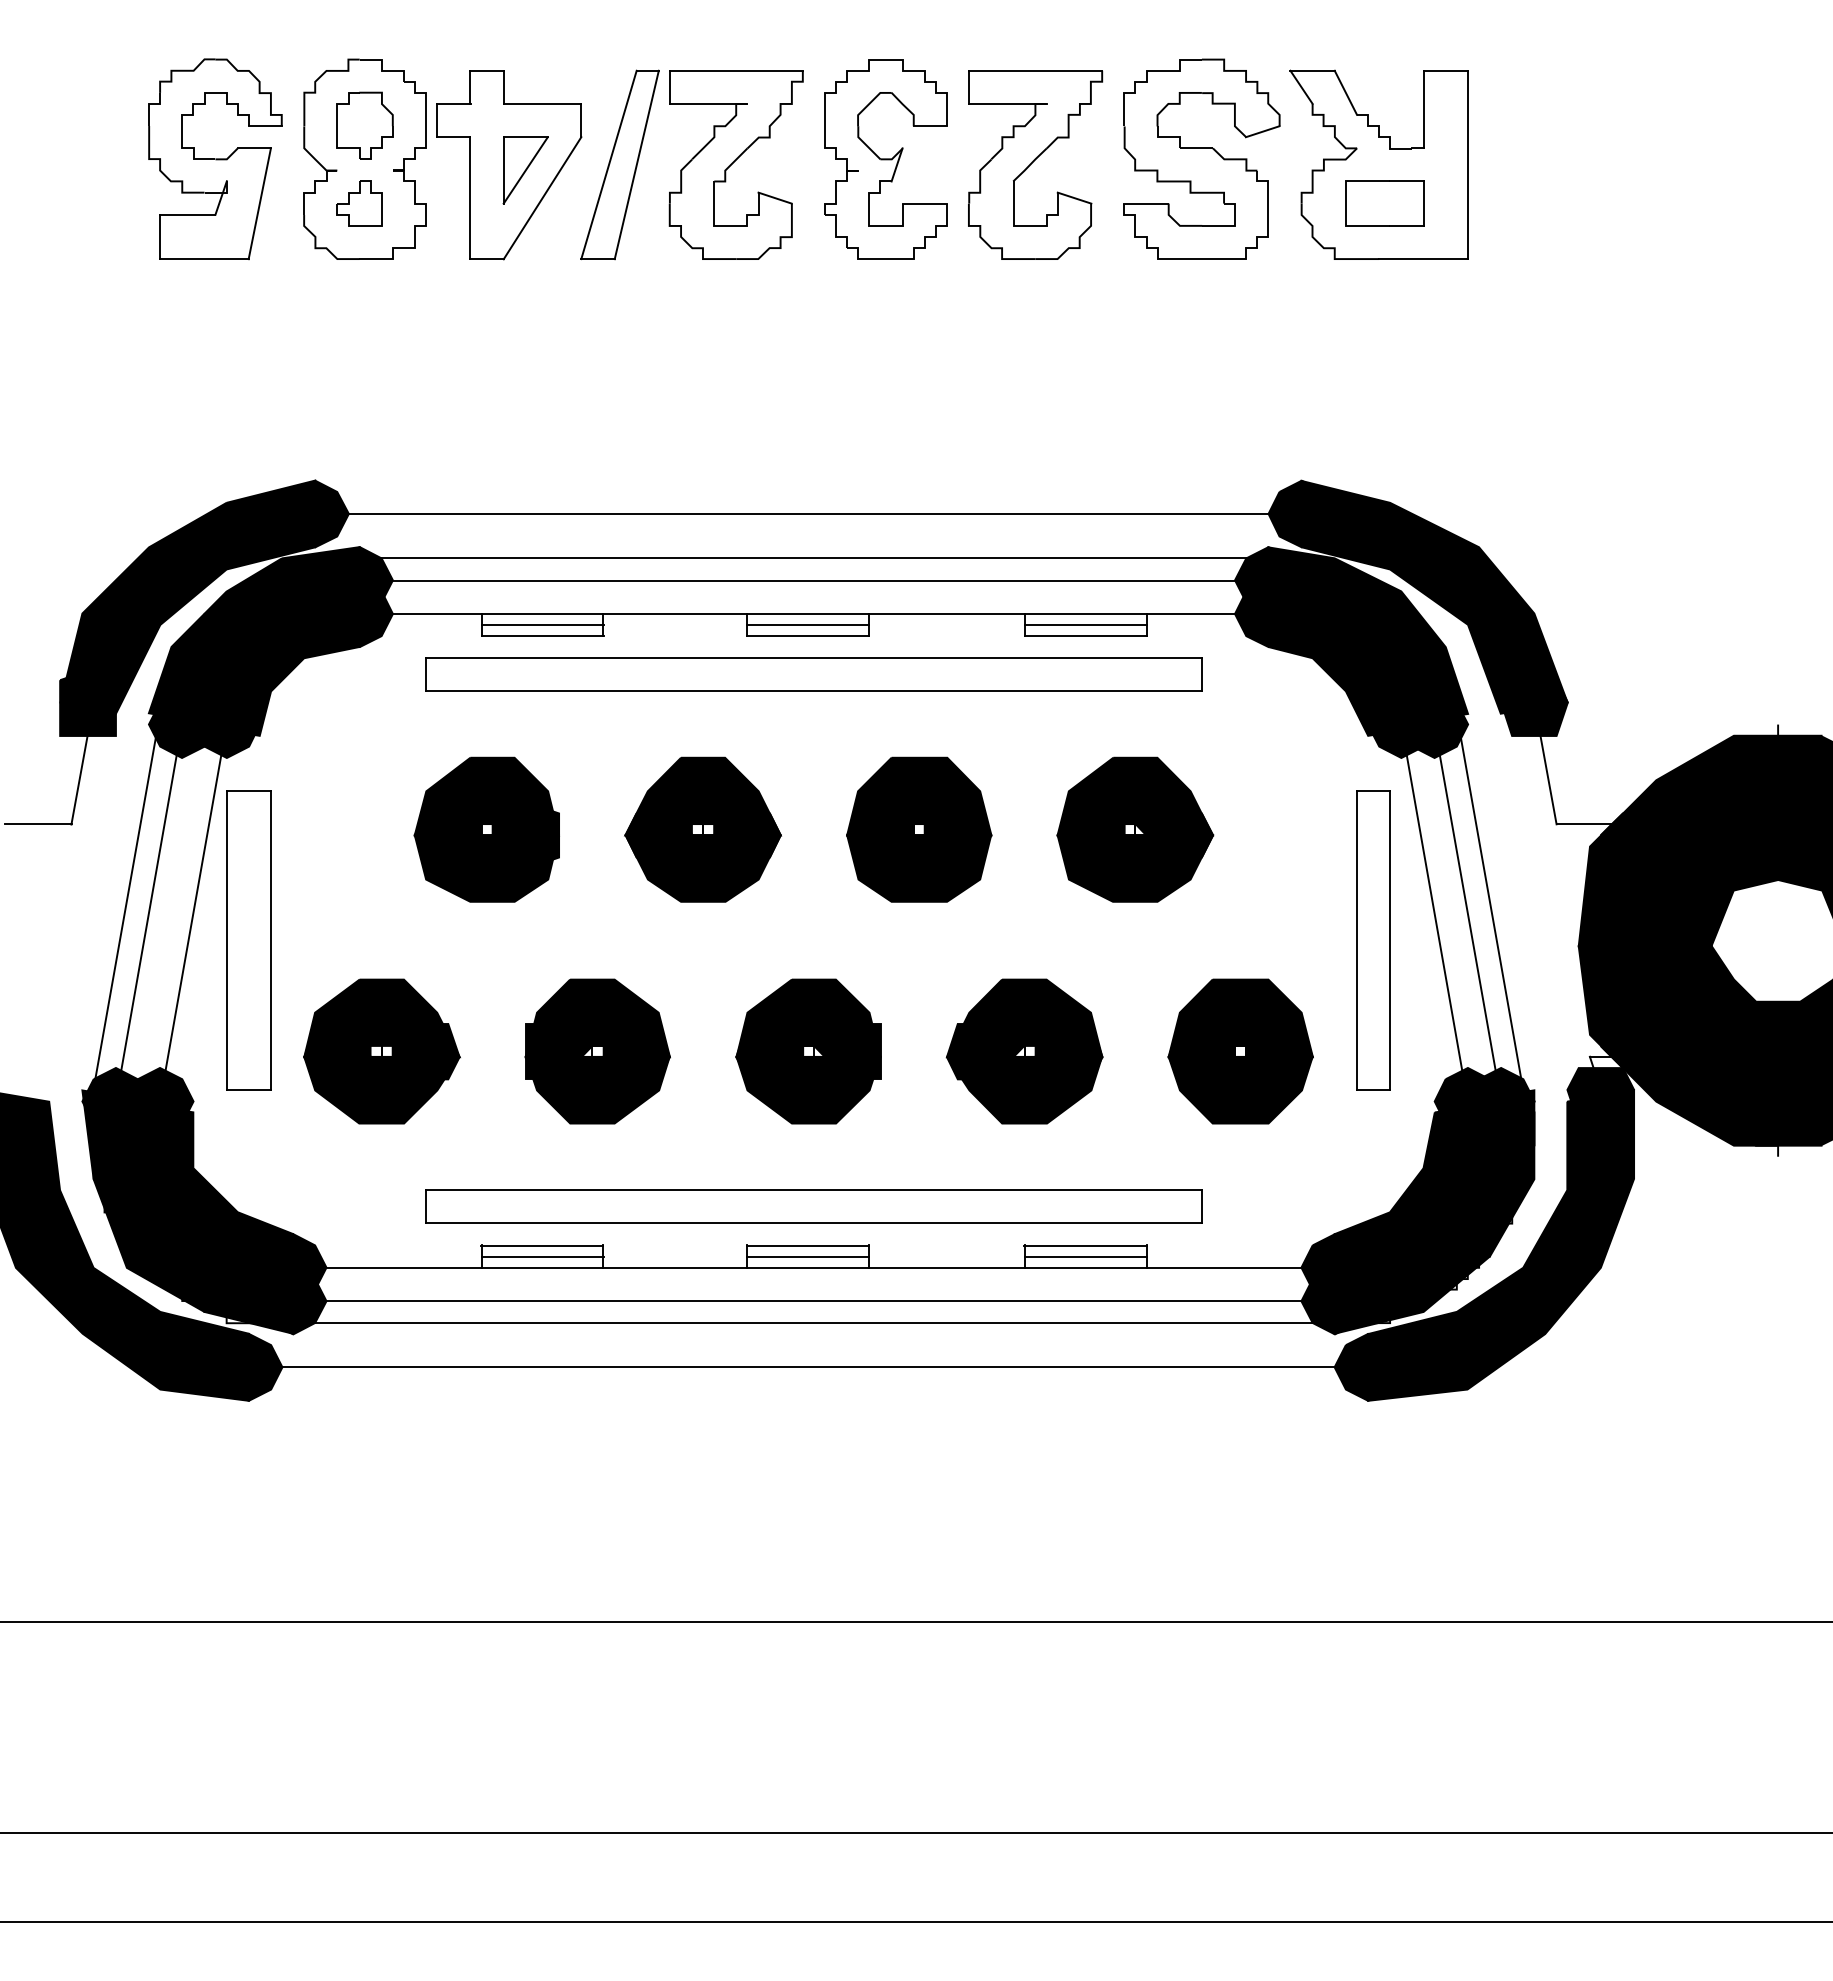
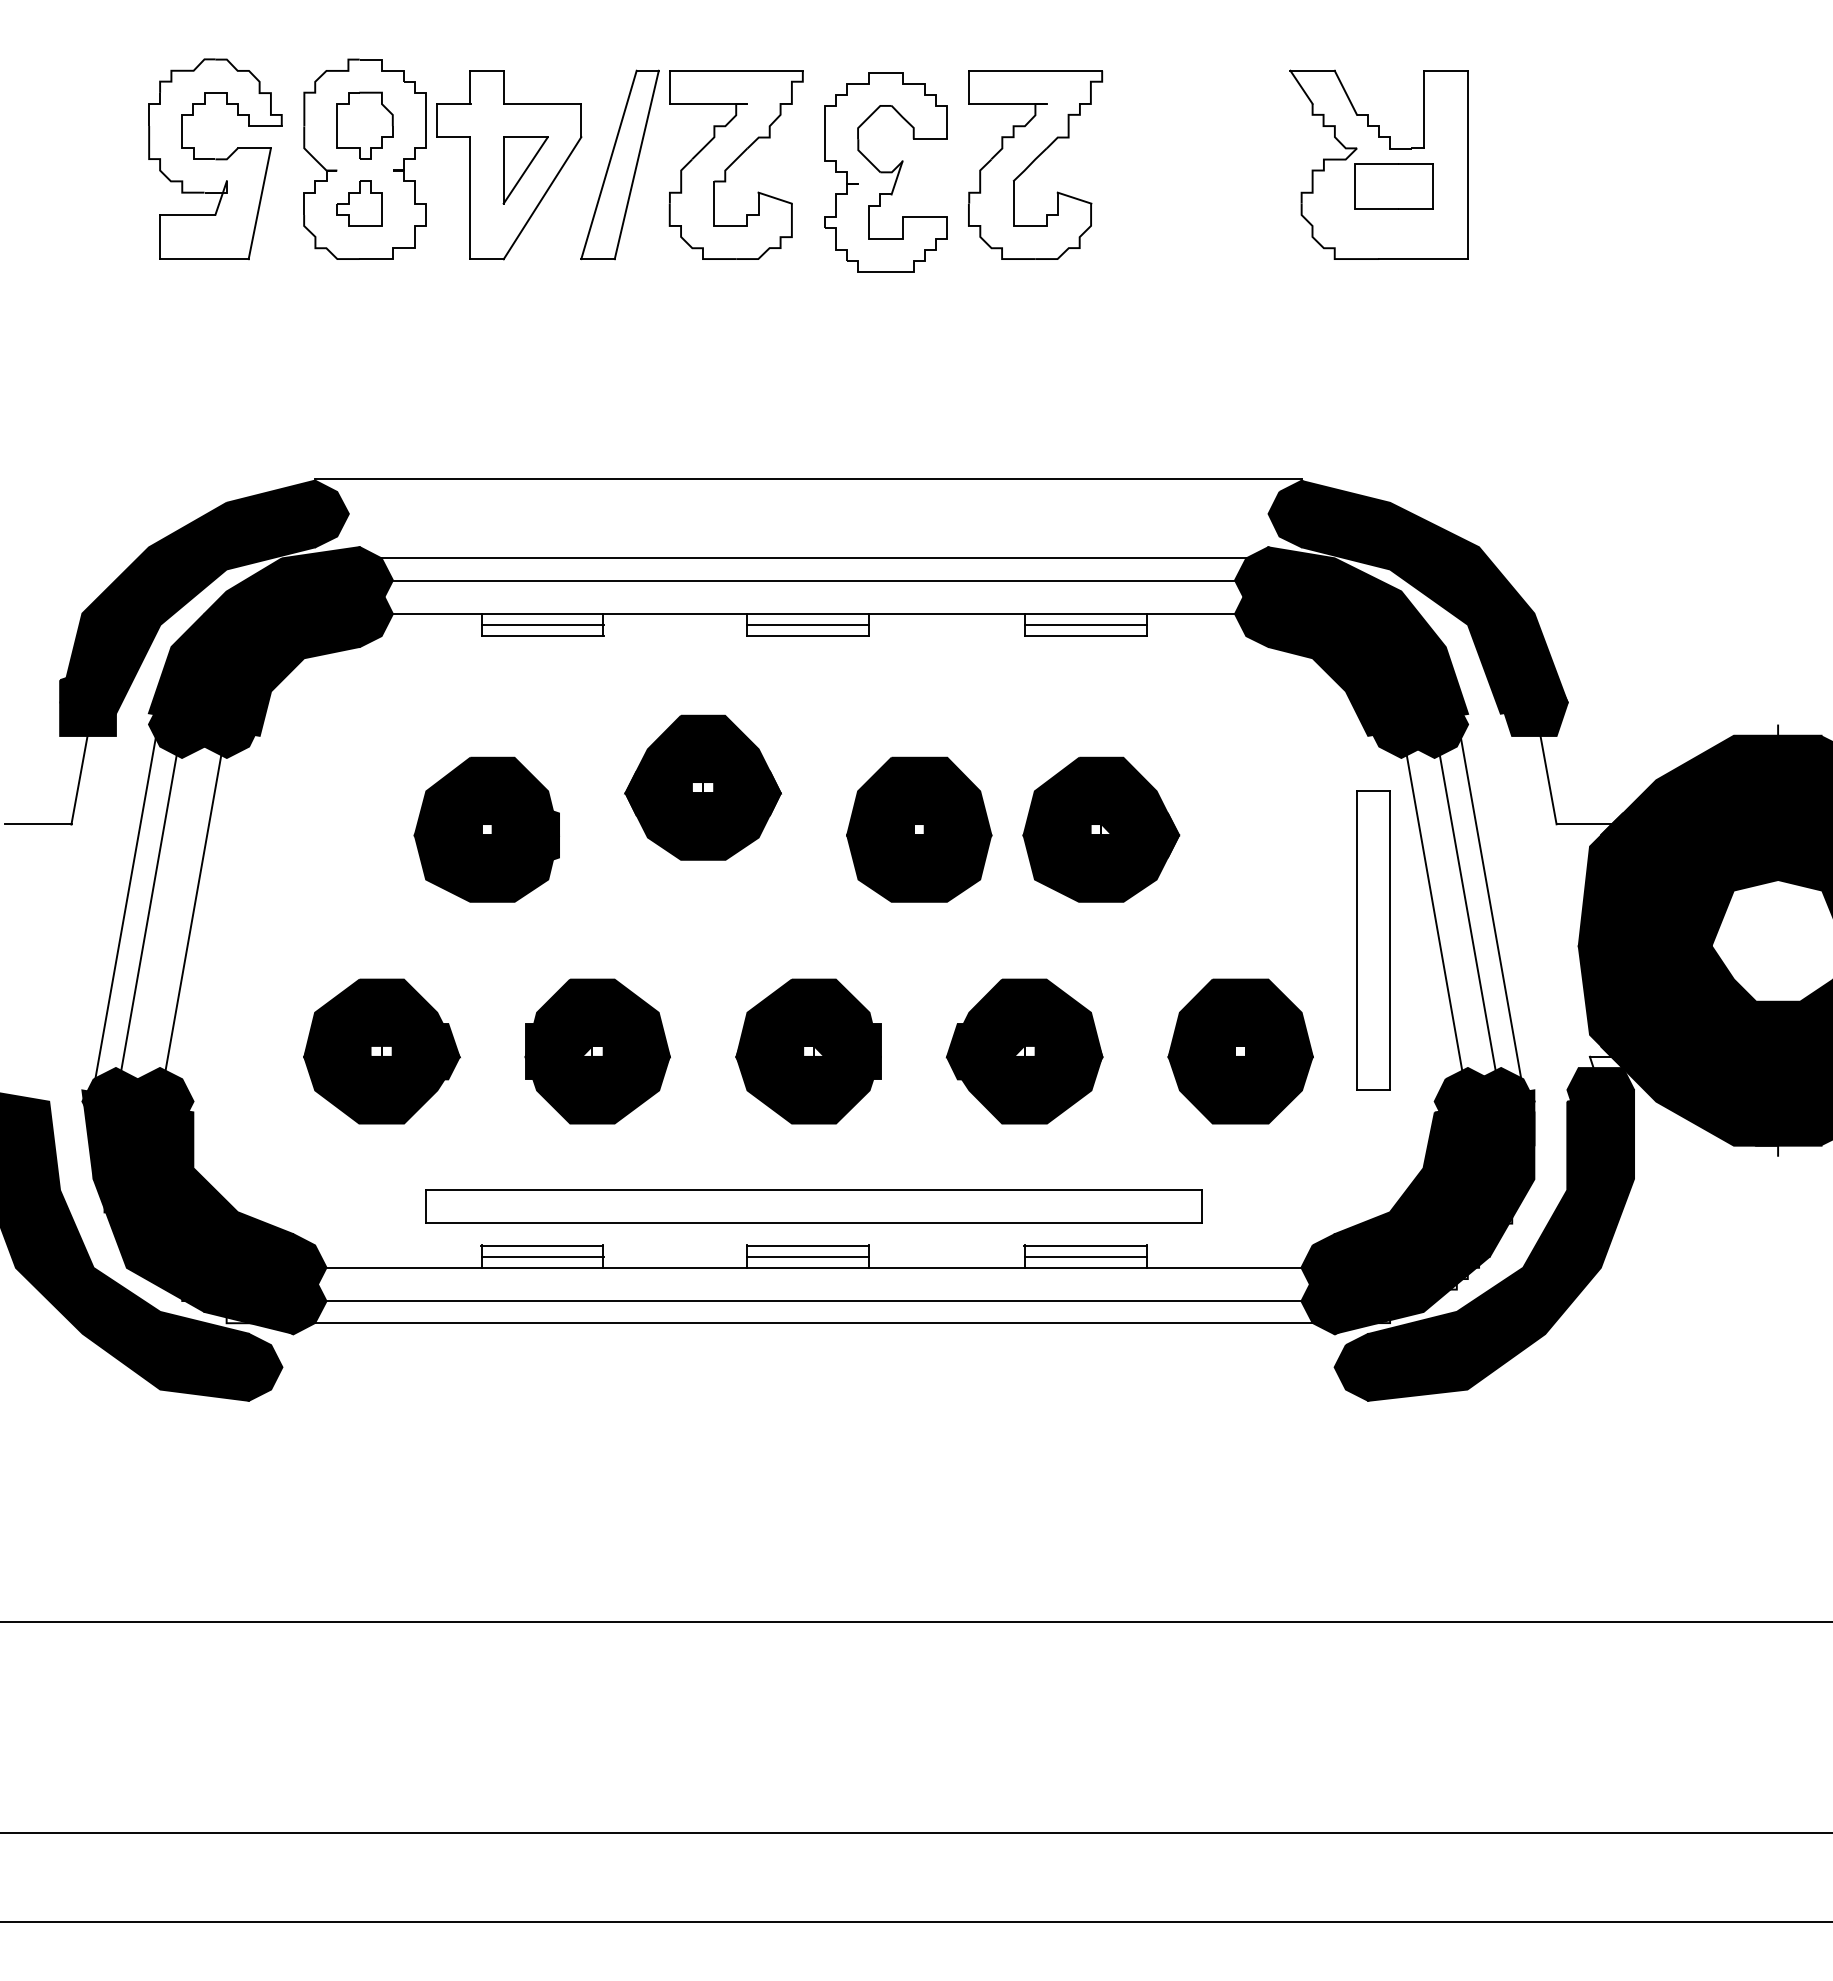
part: present -> none (1201, 158)
part position: (885, 159) -> (885, 172) (885, 172)
part position: (1384, 203) -> (1393, 186) (1393, 186)
line position: (808, 514) -> (808, 479) (808, 479)
part: present -> none (813, 674)
part position: (702, 829) -> (702, 787) (702, 787)
part position: (1135, 829) -> (1101, 829) (1101, 829)
part: present -> none (248, 940)
line: present -> none (808, 1367)
